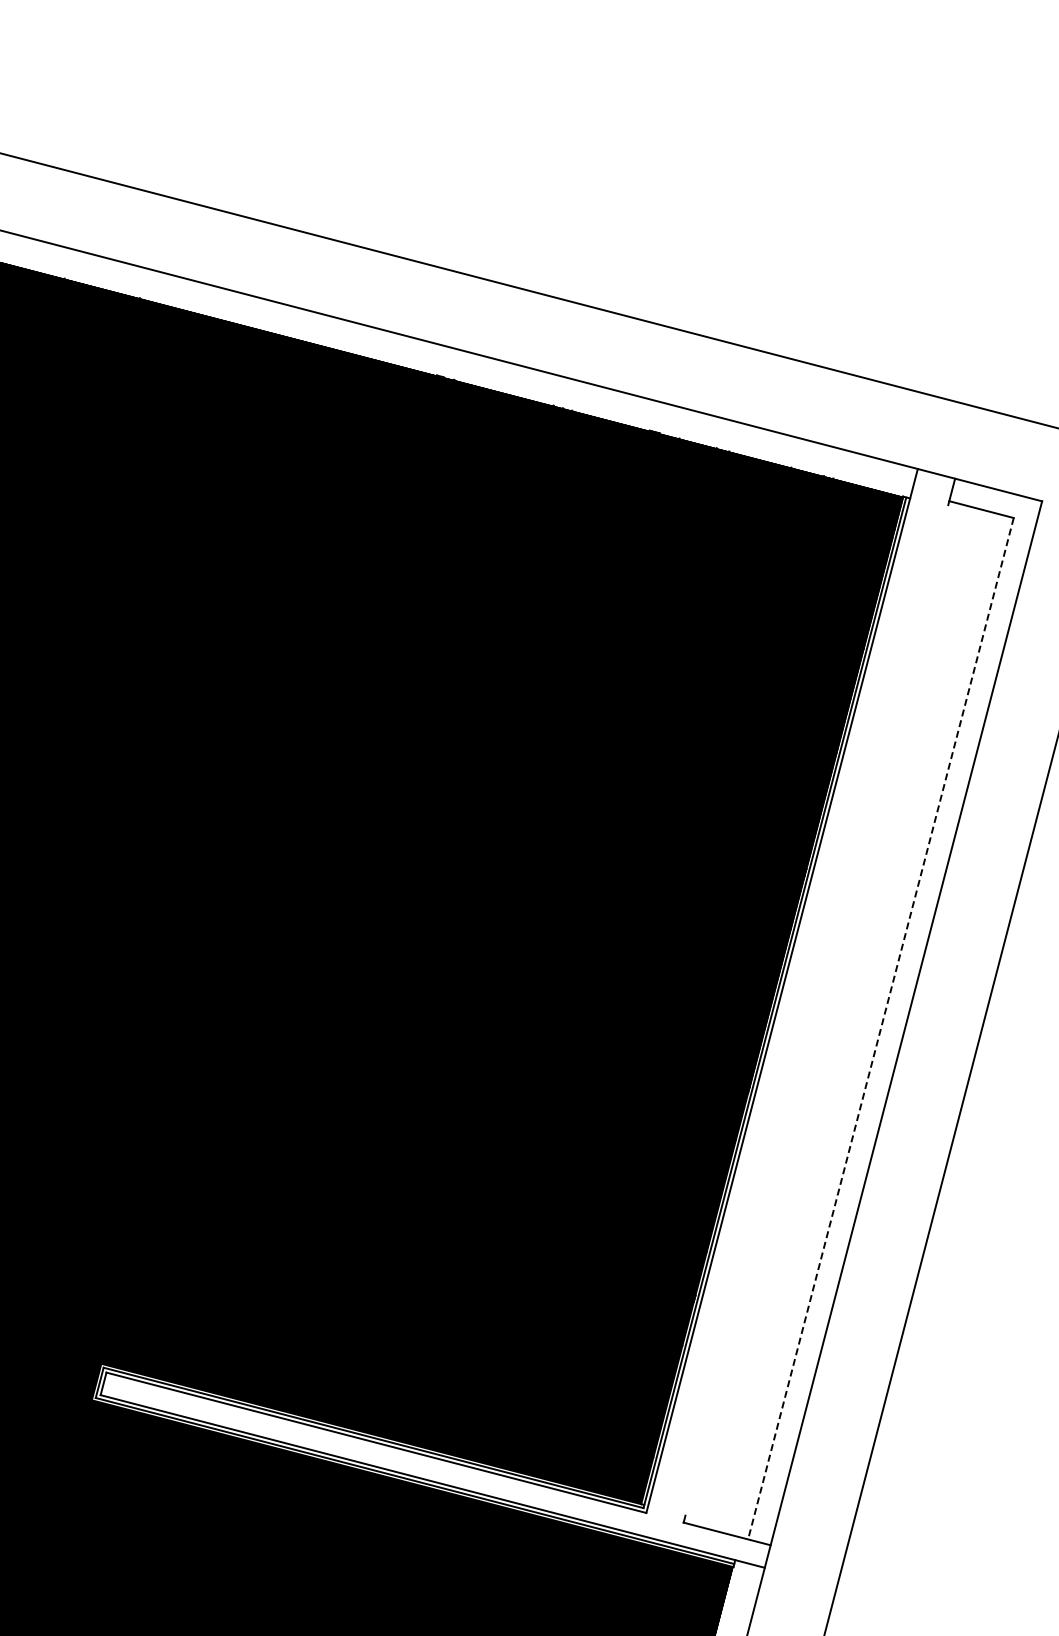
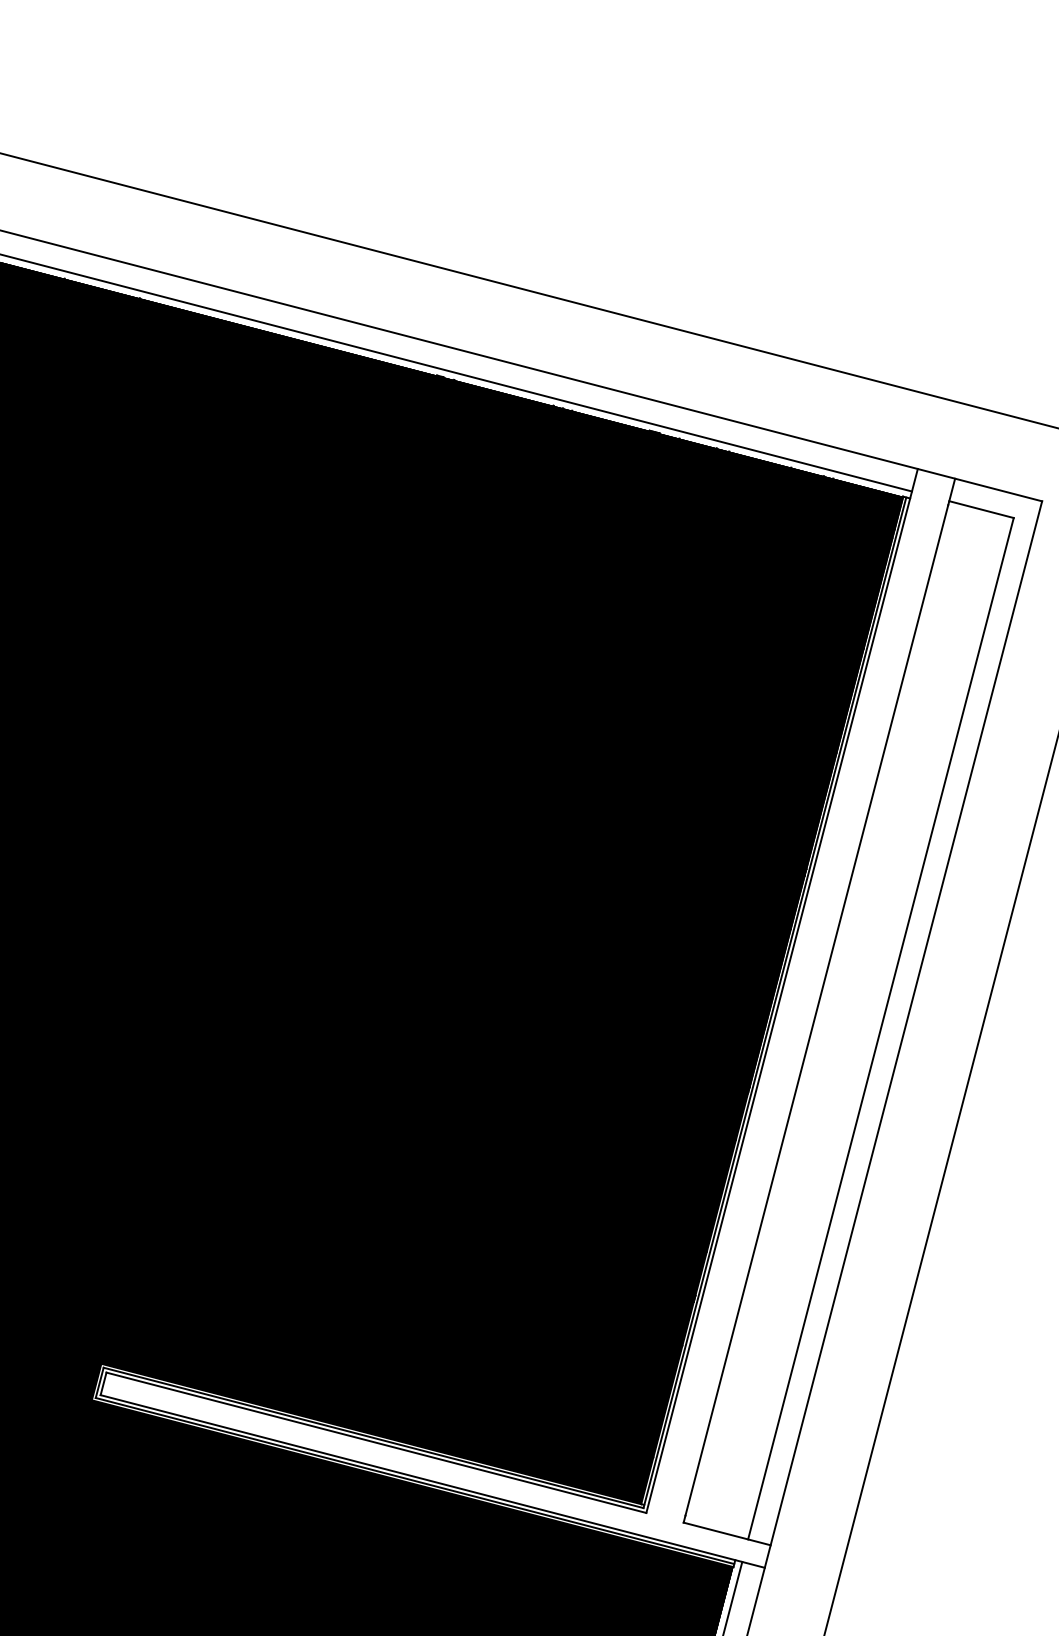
line: none -> present (456, 372)
line: none -> present (816, 1010)
line: dashed -> solid (880, 1028)
line: none -> present (732, 1596)
